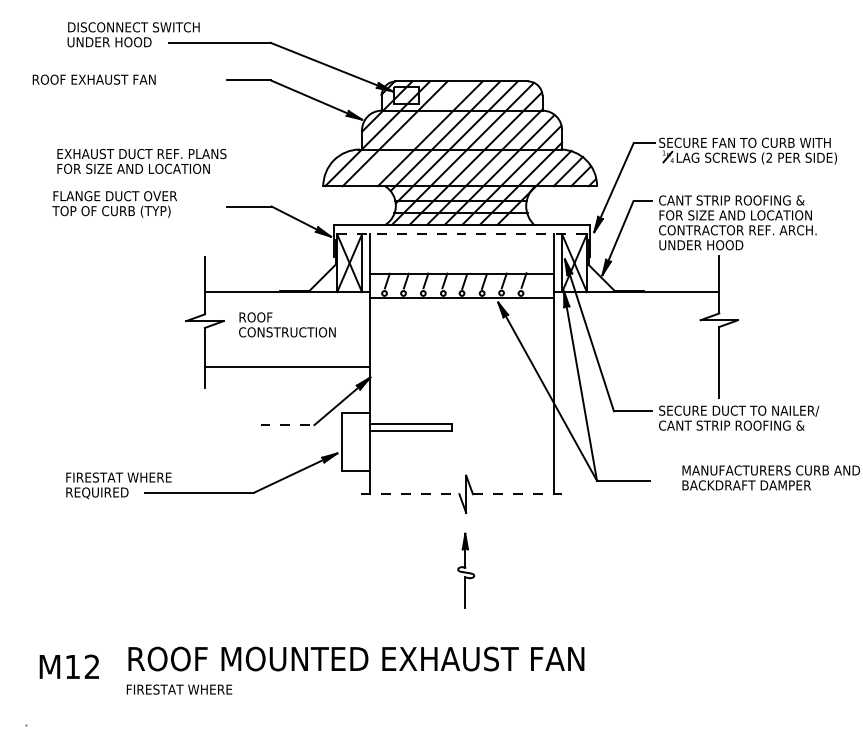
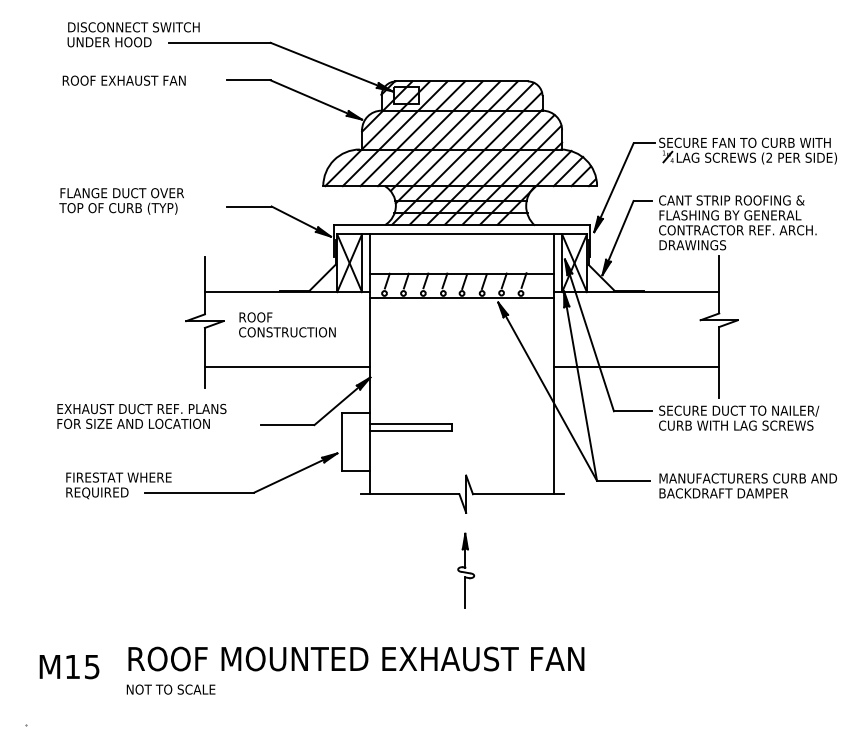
text position: (93, 79) -> (123, 80) (123, 80)
line: none -> present (412, 133)
text position: (141, 160) -> (141, 415) (141, 415)
text position: (114, 204) -> (121, 201) (121, 201)
text: FOR SIZE AND LOCATION -> FLASHING BY GENERAL (738, 215)
line: dashed -> solid (462, 234)
text: UNDER HOOD -> DRAWINGS (701, 245)
line: none -> present (636, 366)
line: dashed -> solid (287, 425)
text: CANT STRIP ROOFING & -> CURB WITH LAG SCREWS (740, 425)
text position: (770, 477) -> (747, 485) (747, 485)
line: dashed -> solid (410, 494)
line: dashed -> solid (518, 494)
text: M12 -> M15 (91, 666)
text: FIRESTAT WHERE -> NOT TO SCALE (180, 689)
